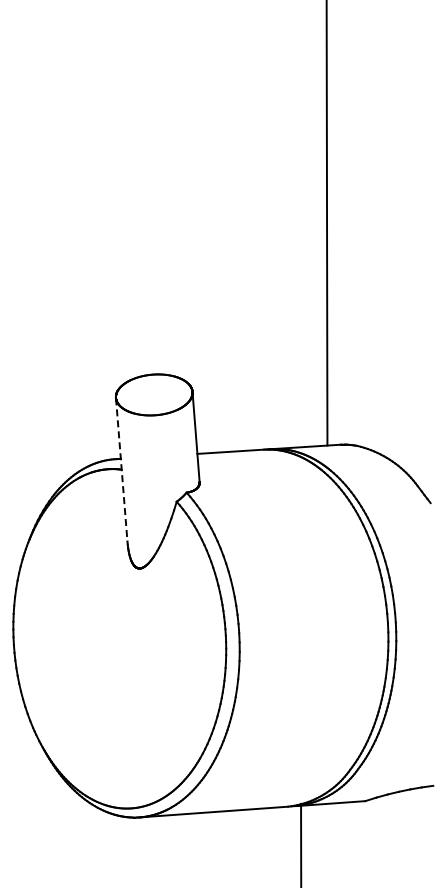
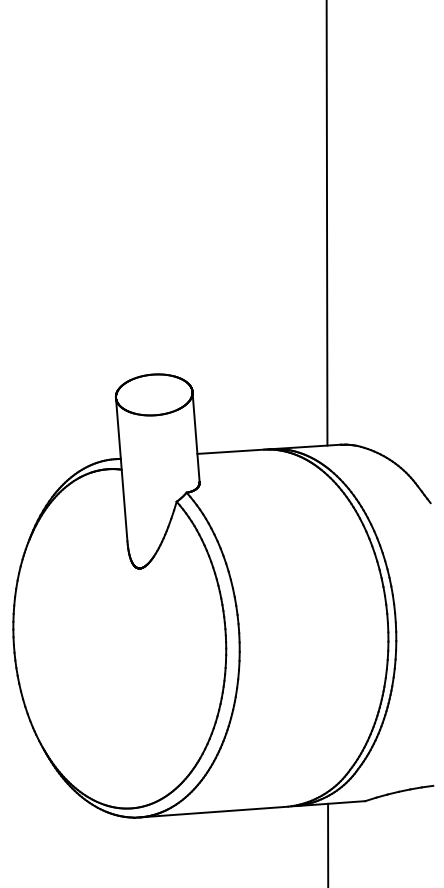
line: dashed -> solid (121, 469)
line position: (301, 843) -> (328, 843) (328, 843)
